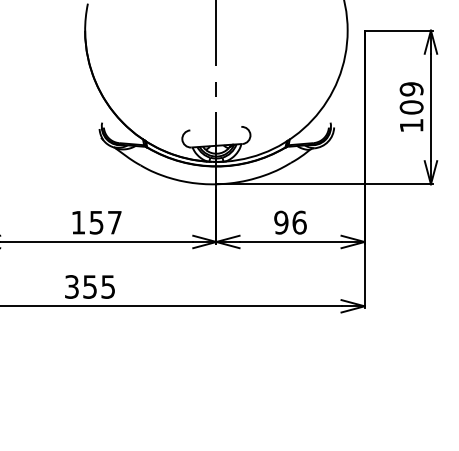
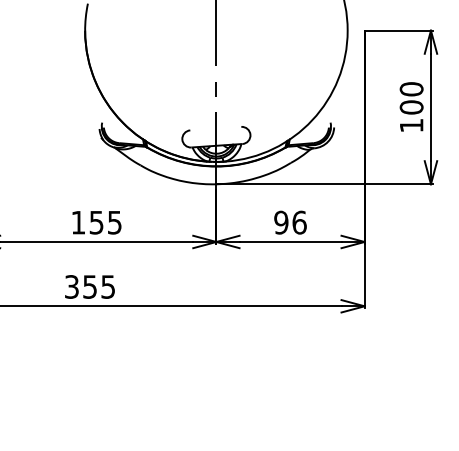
text: 109 -> 100 (411, 89)
text: 157 -> 155 (114, 222)
